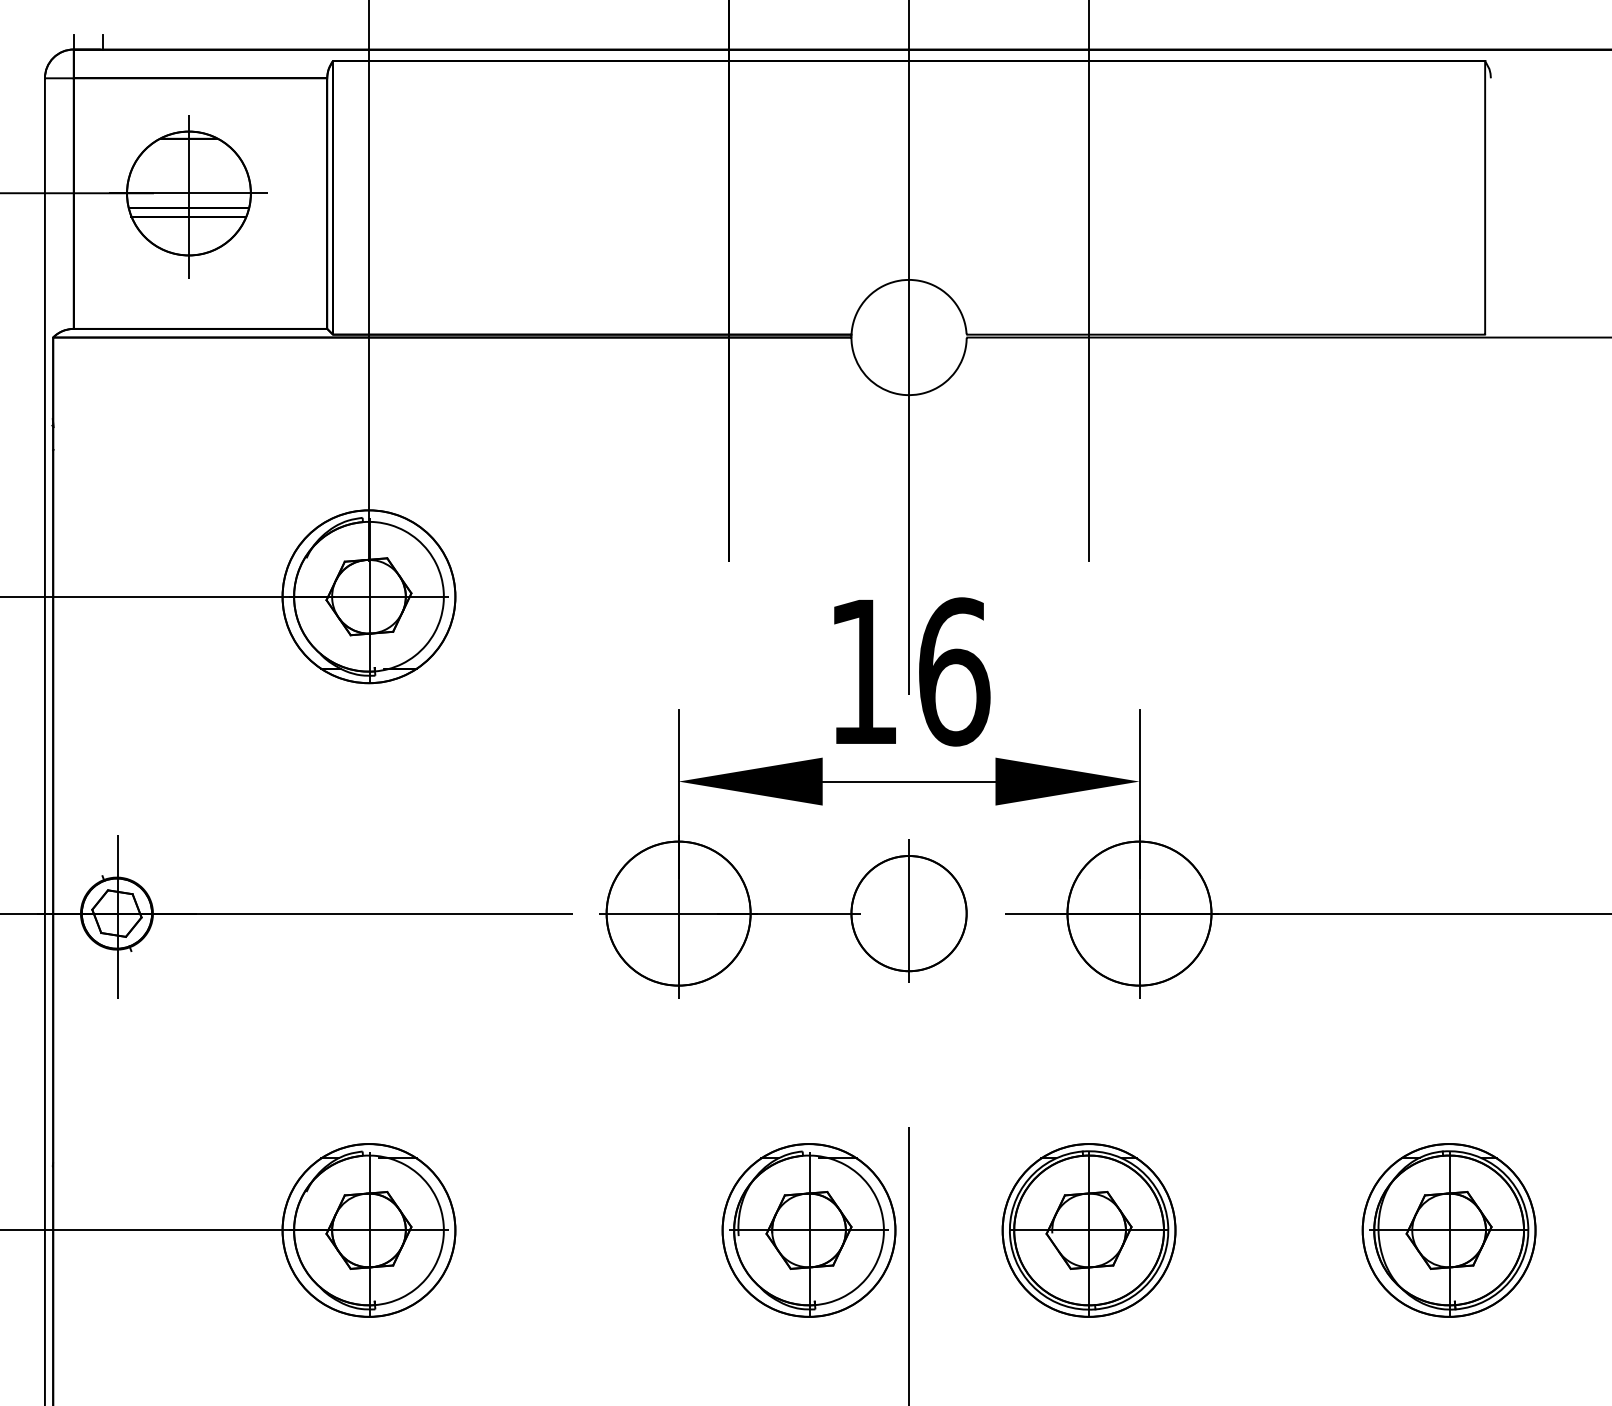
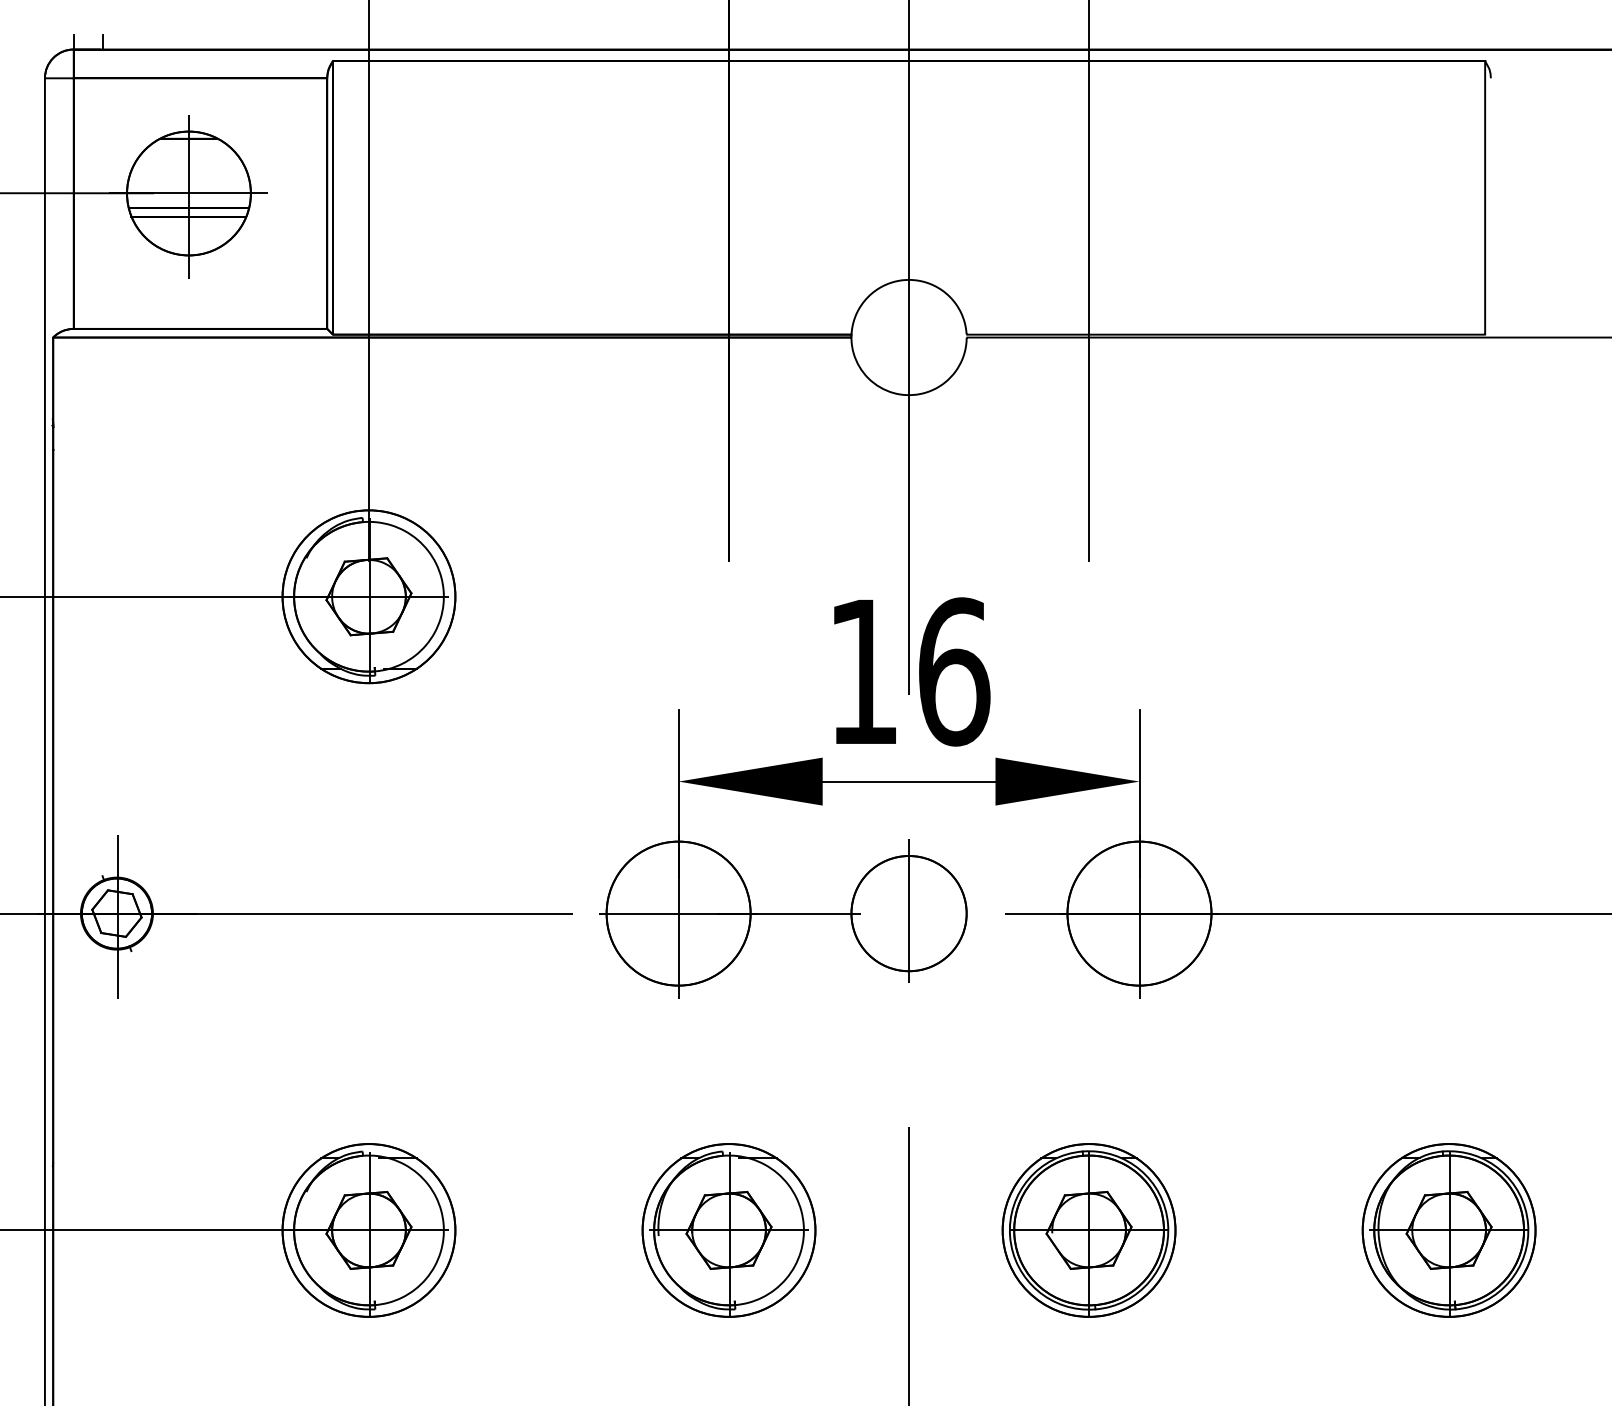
part position: (808, 1230) -> (728, 1230) (728, 1230)
